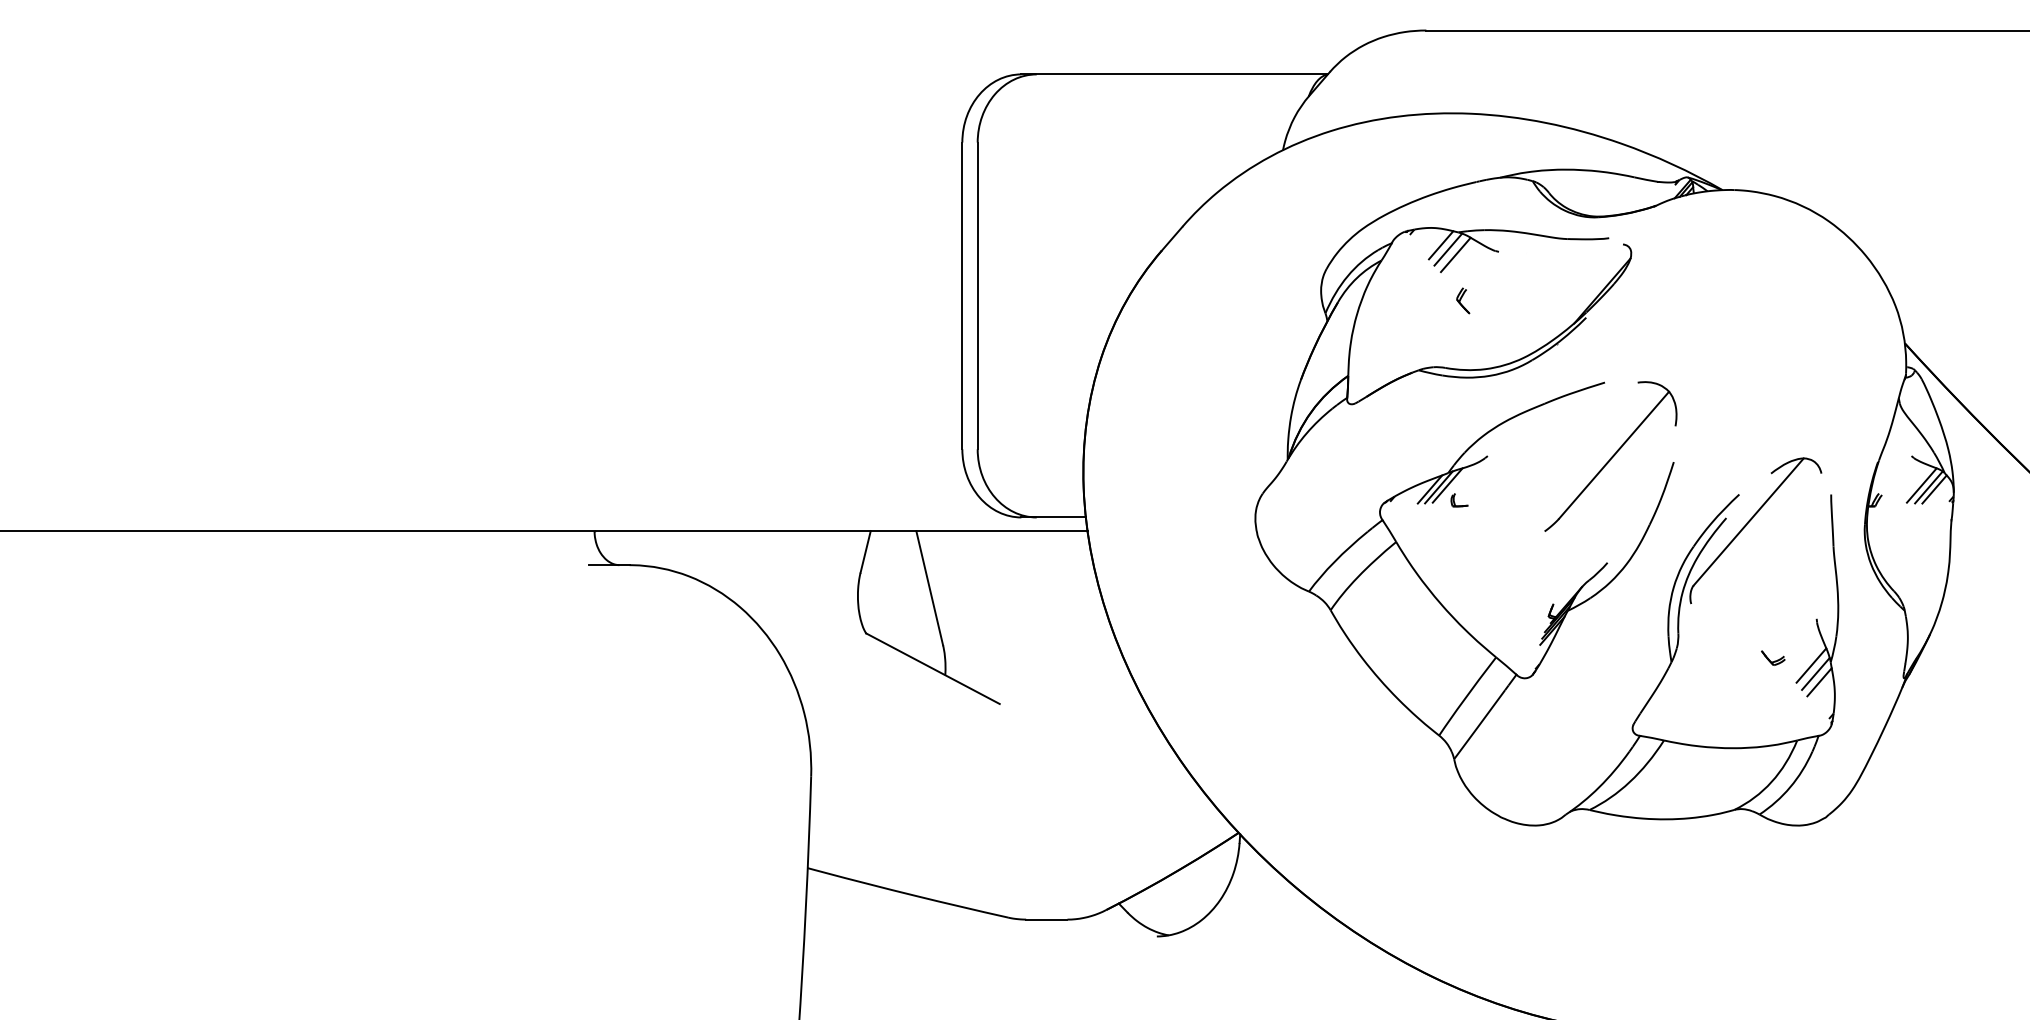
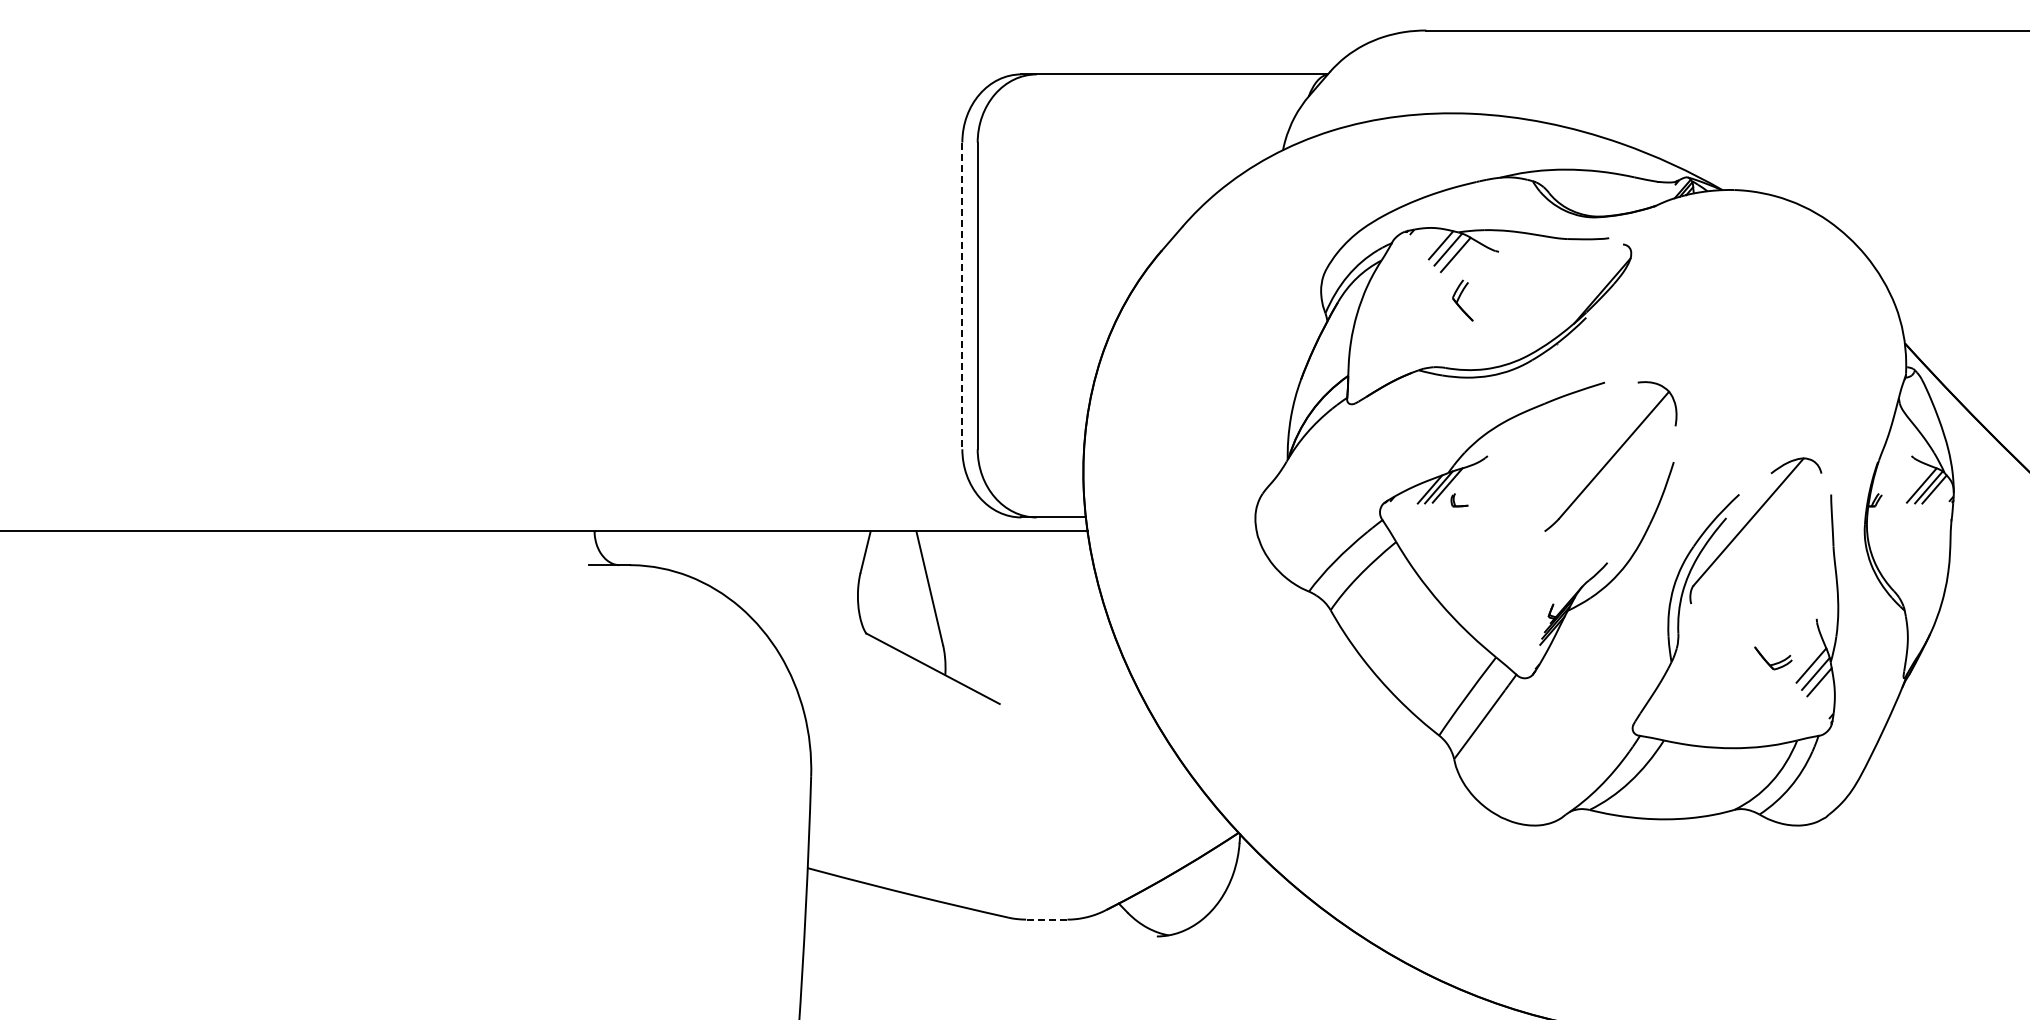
line: solid -> dashed (962, 296)
part size: 15x28 px -> 22x43 px (1462, 300)
part size: 25x16 px -> 39x25 px (1773, 658)
line: solid -> dashed (1046, 919)
